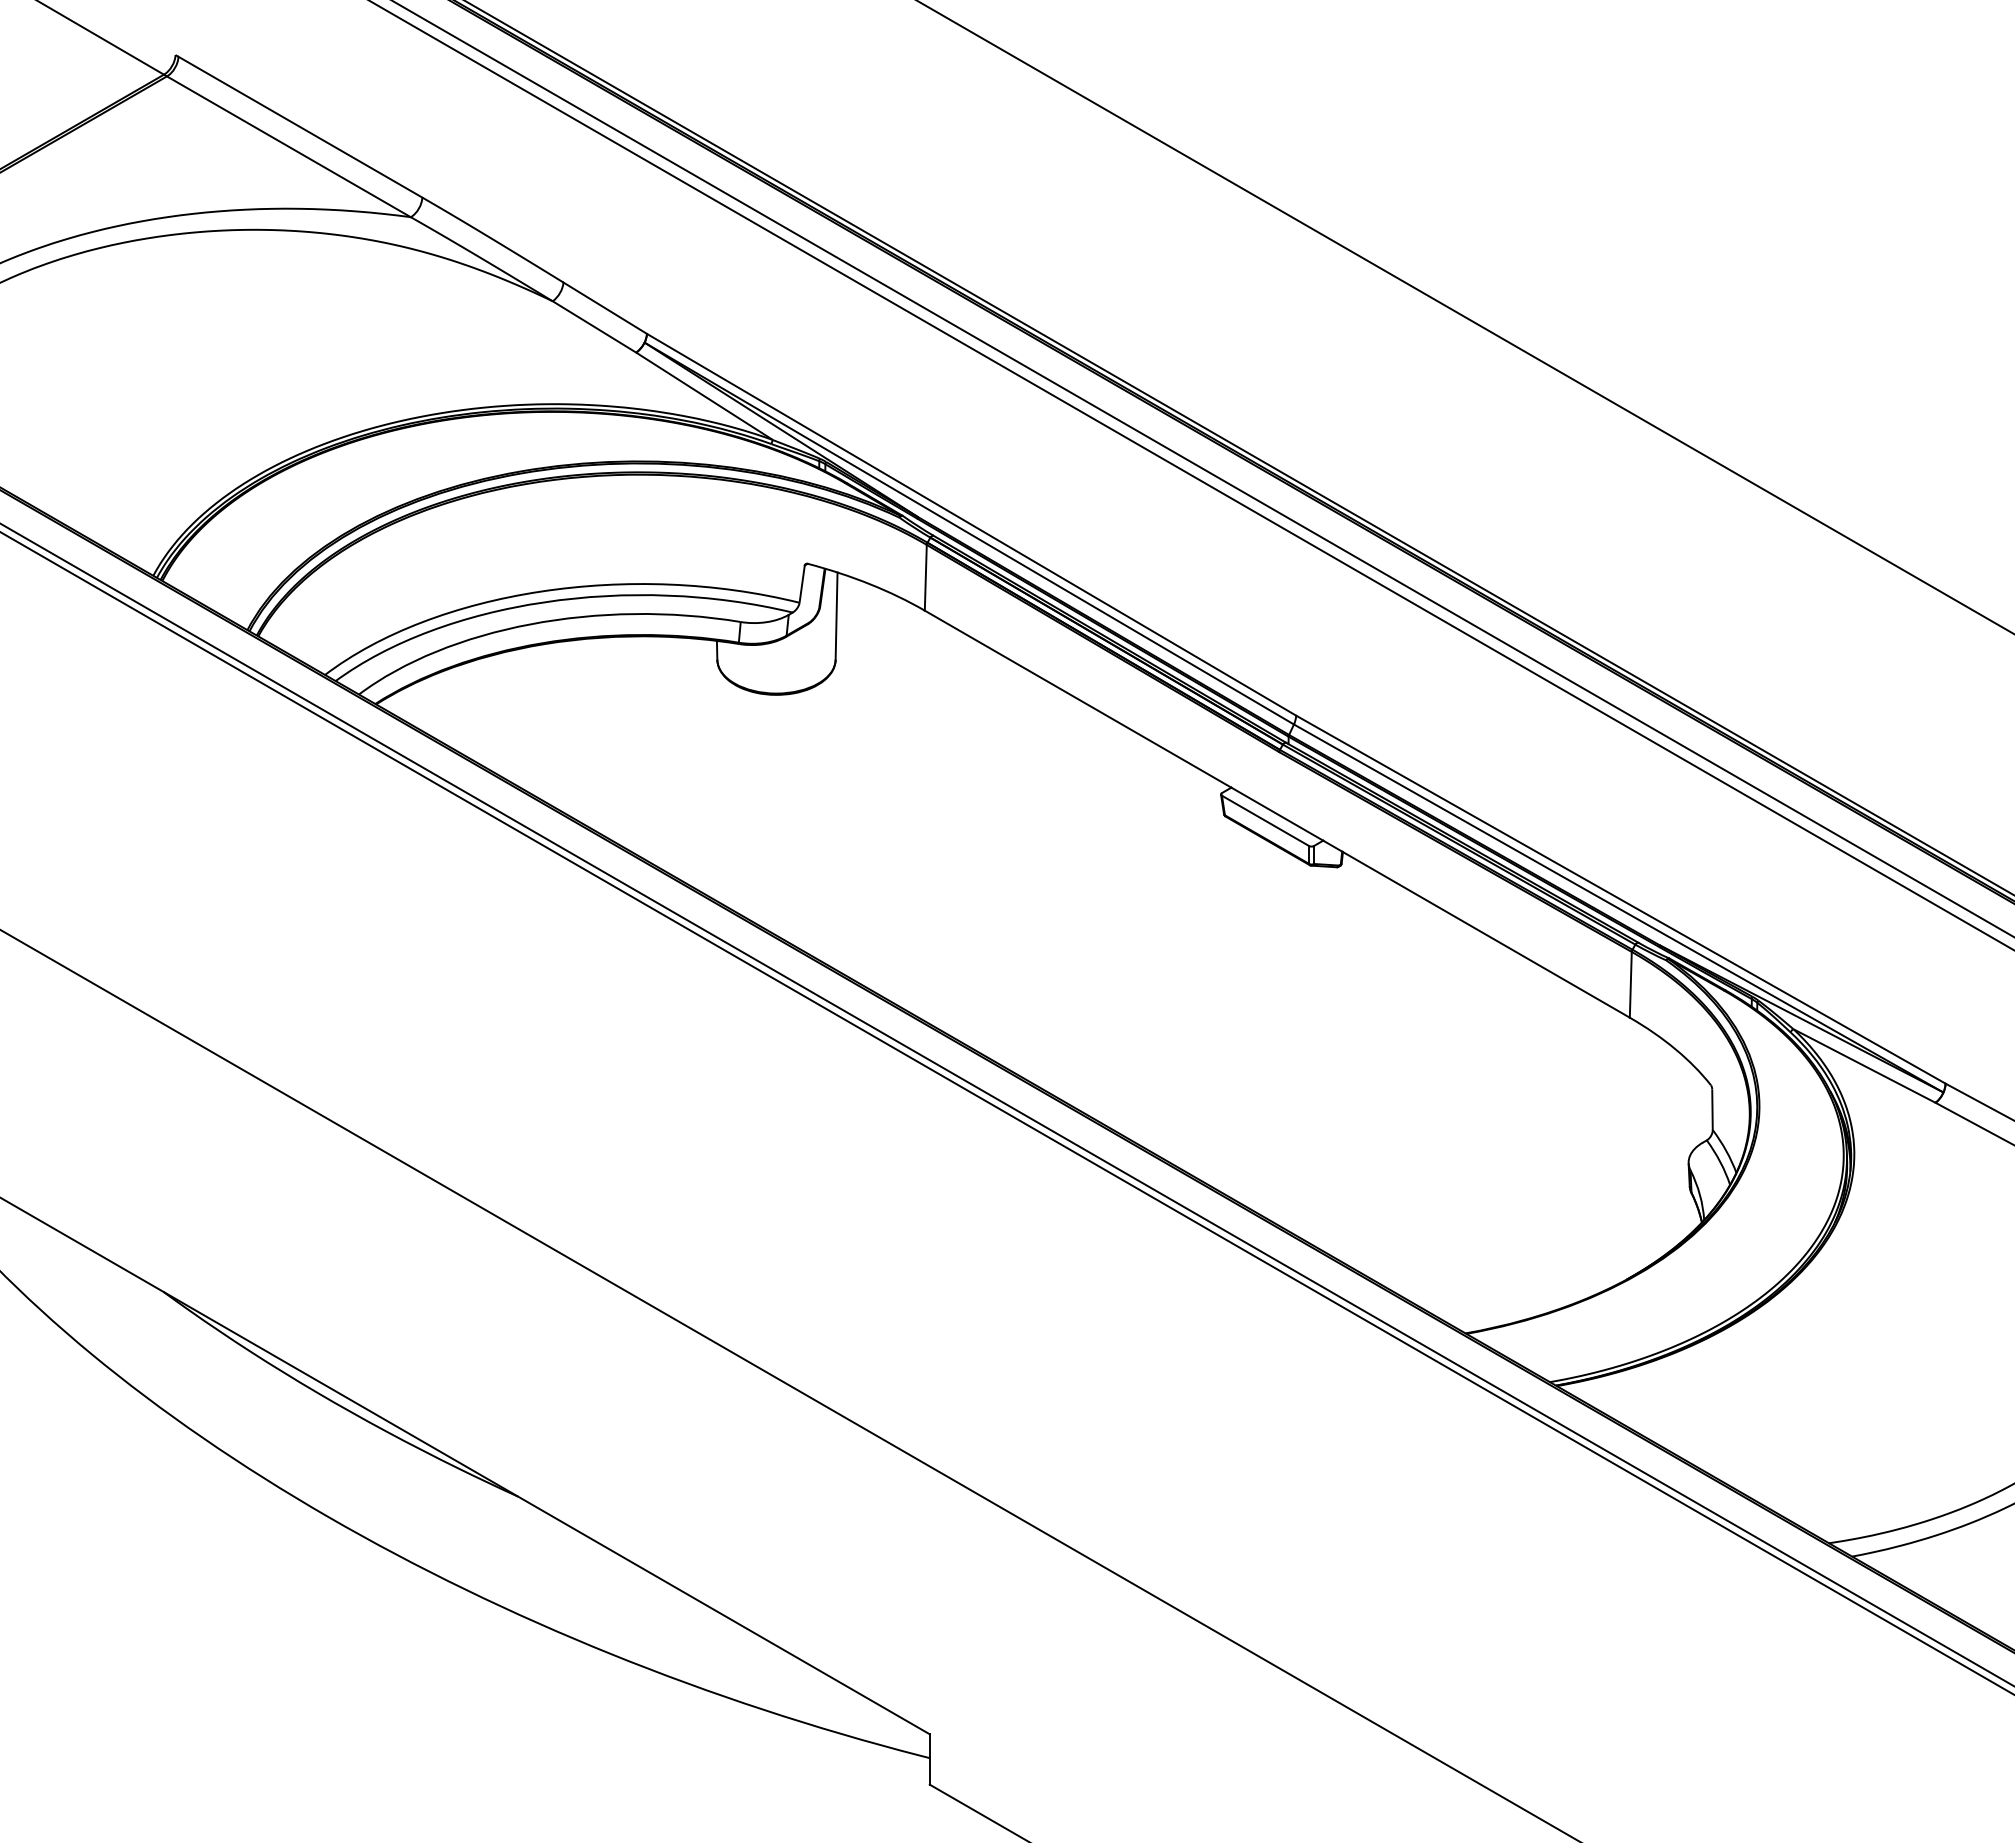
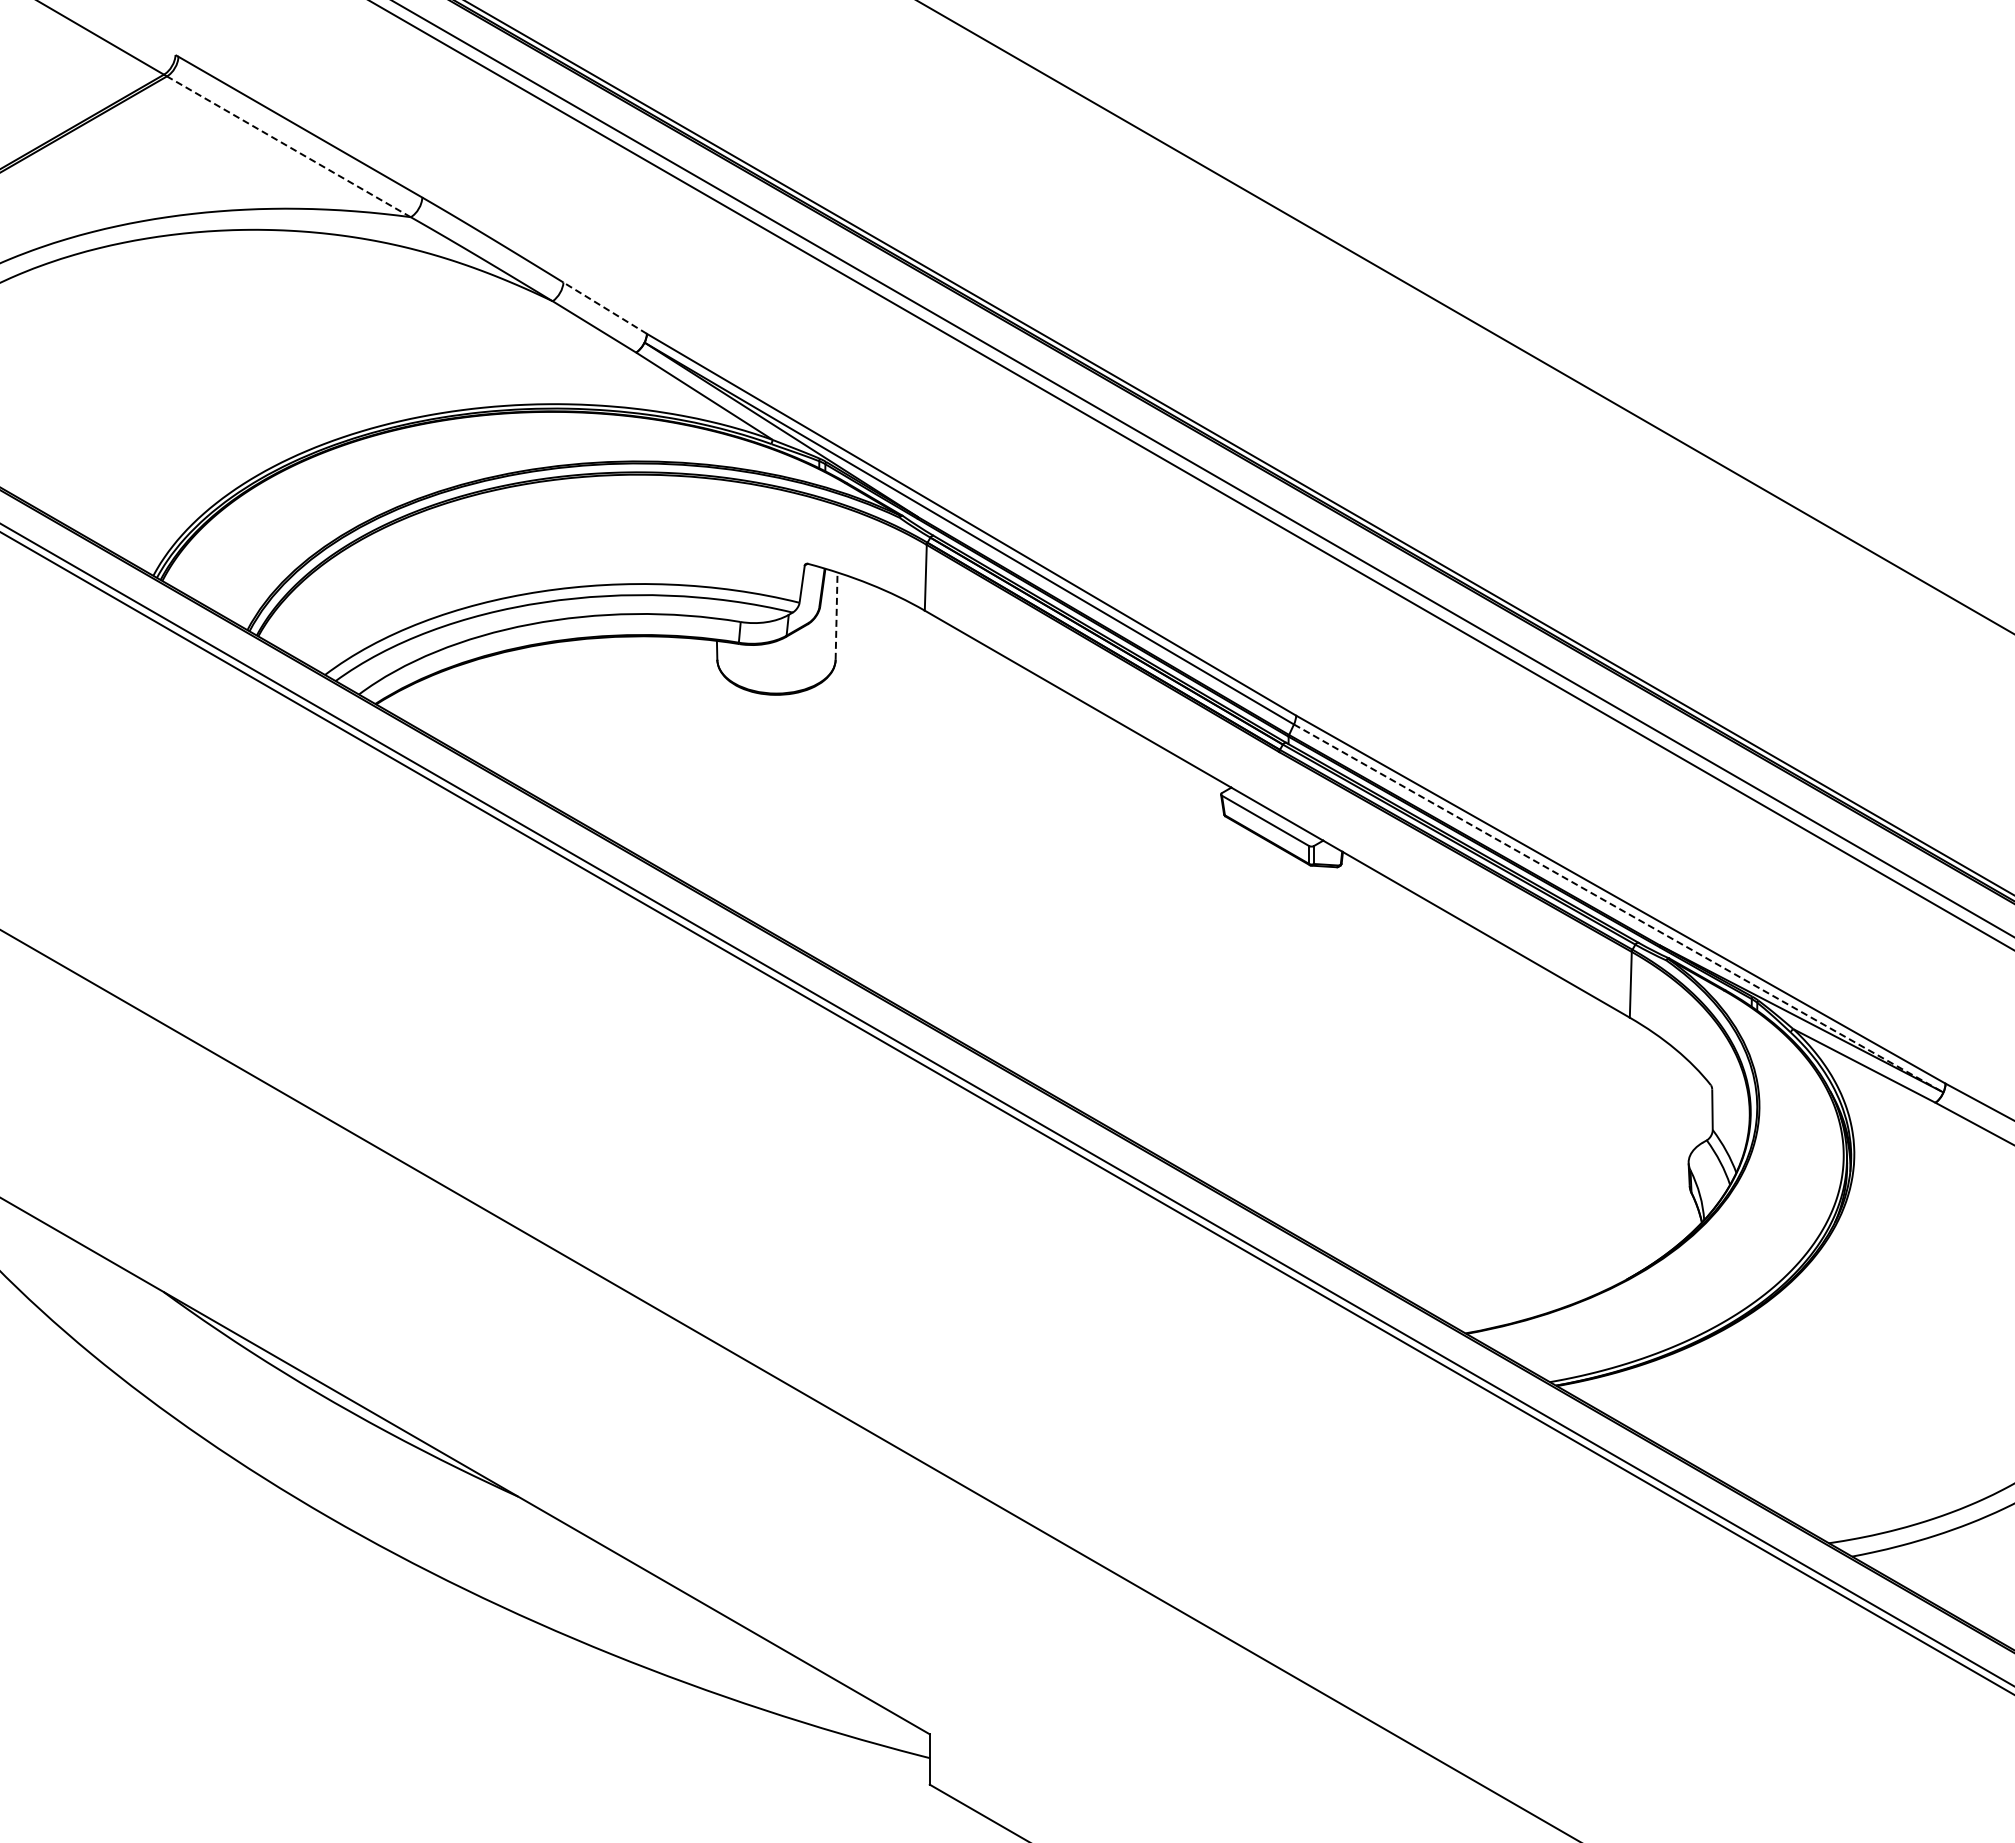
line: solid -> dashed (288, 146)
line: solid -> dashed (604, 307)
line: solid -> dashed (836, 616)
line: solid -> dashed (1619, 908)
